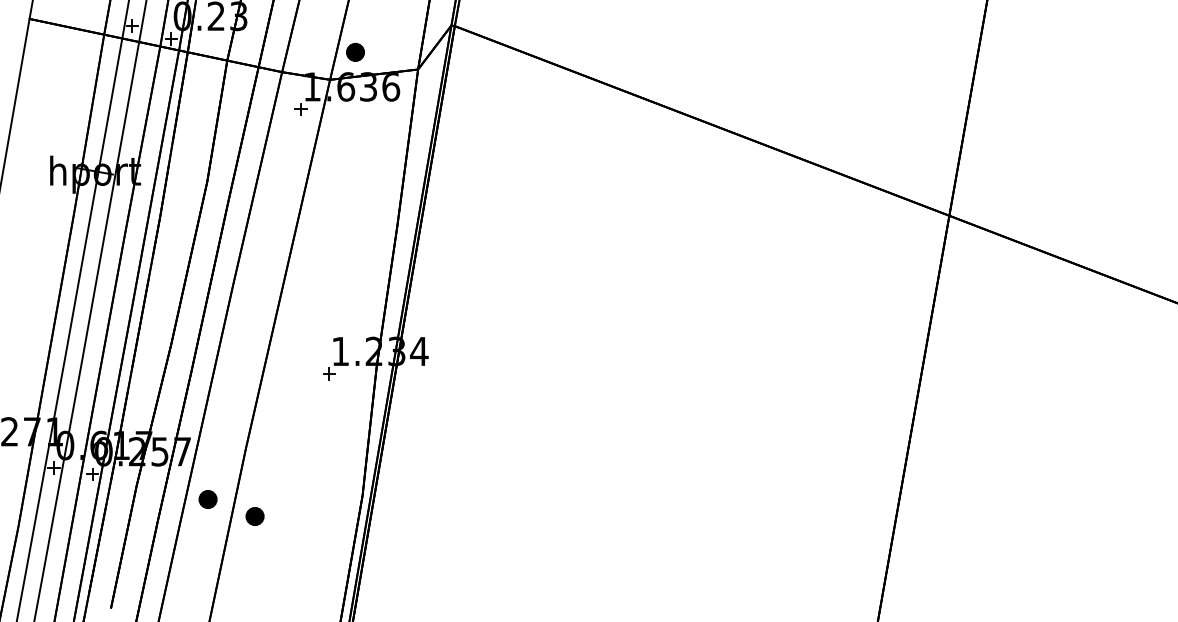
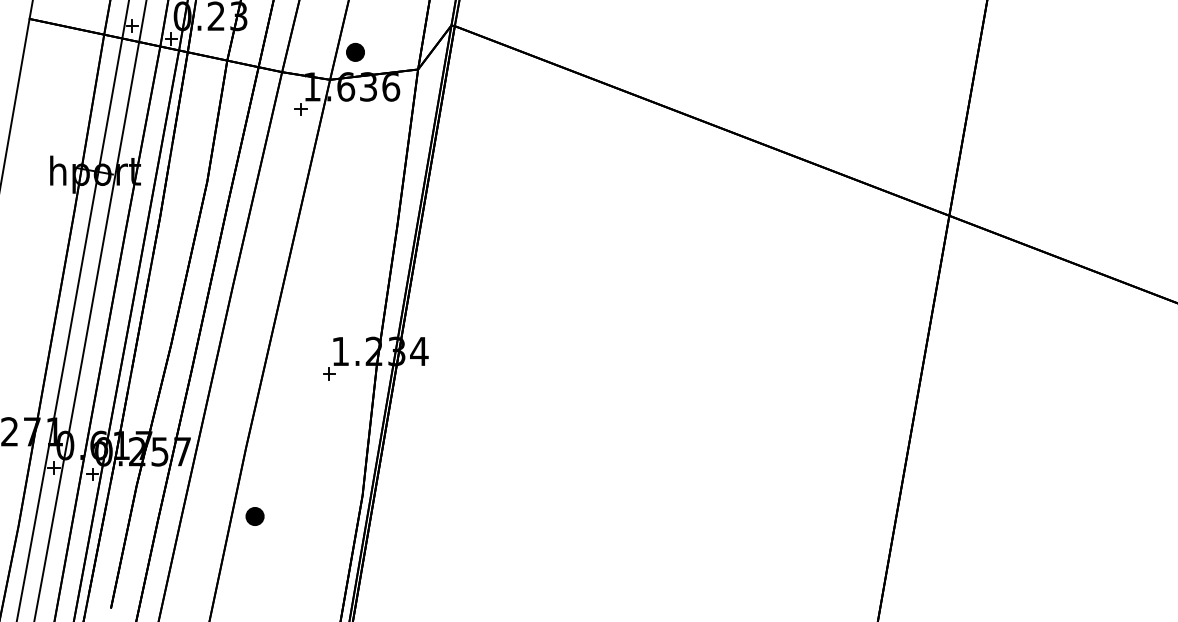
part: present -> none (207, 499)
